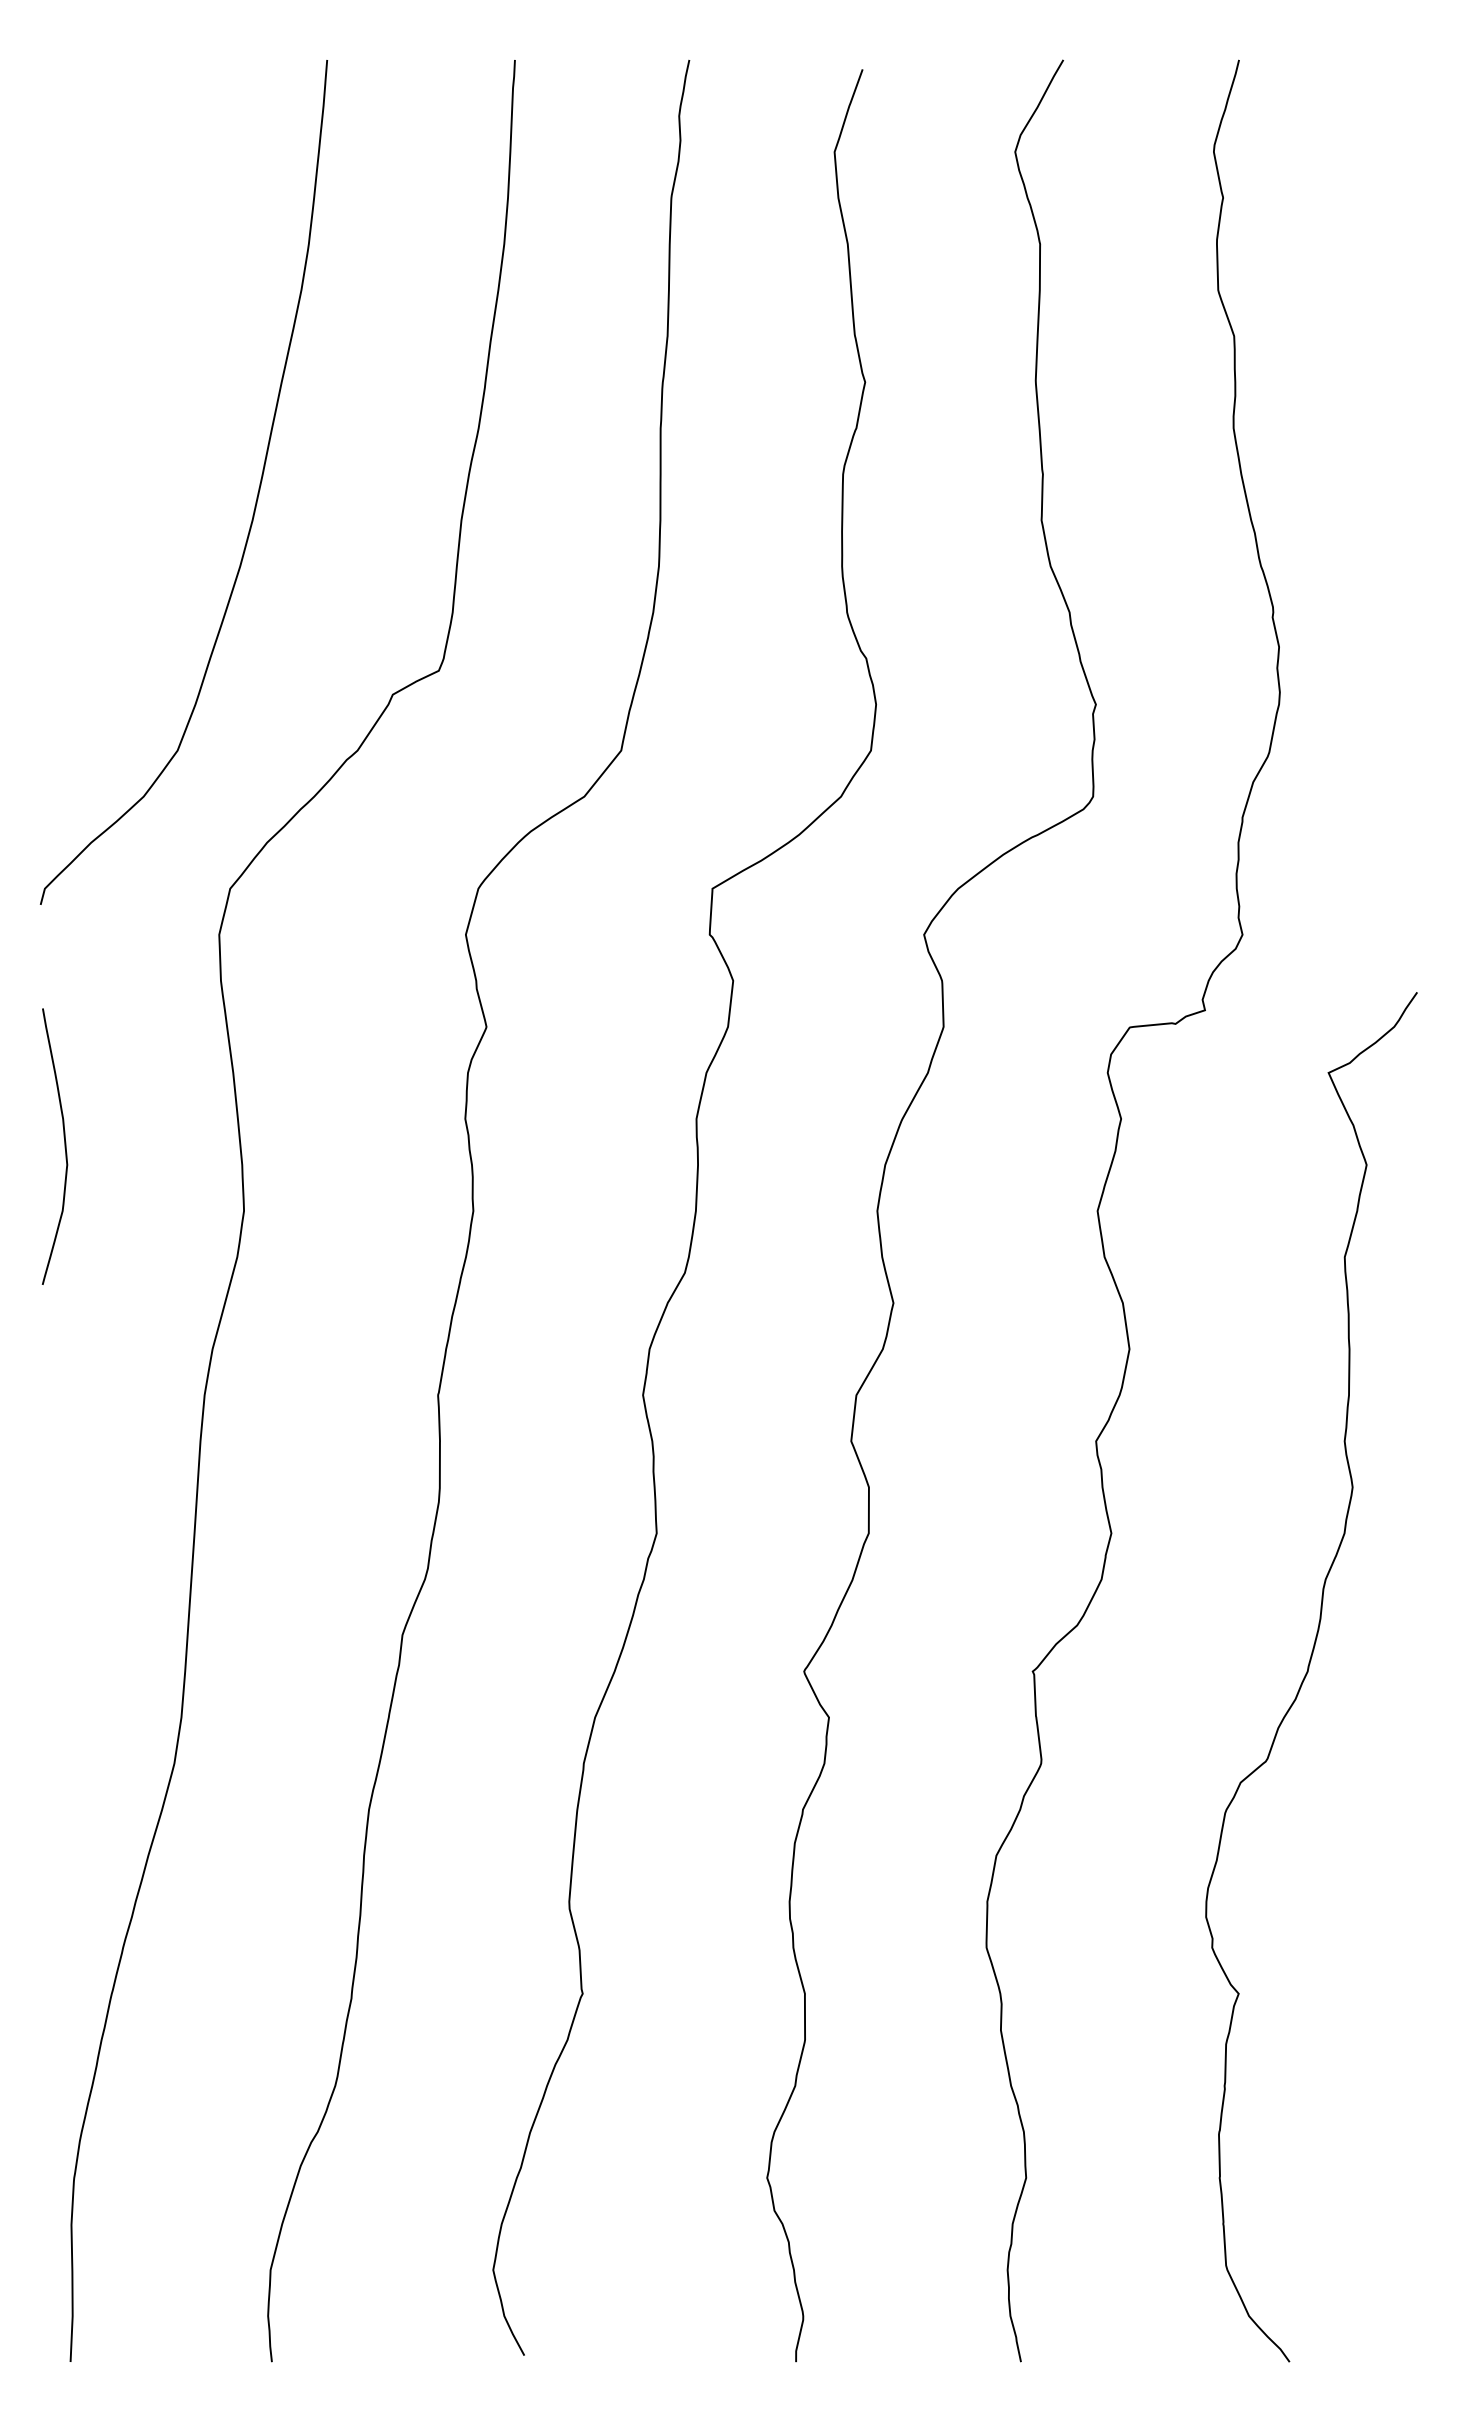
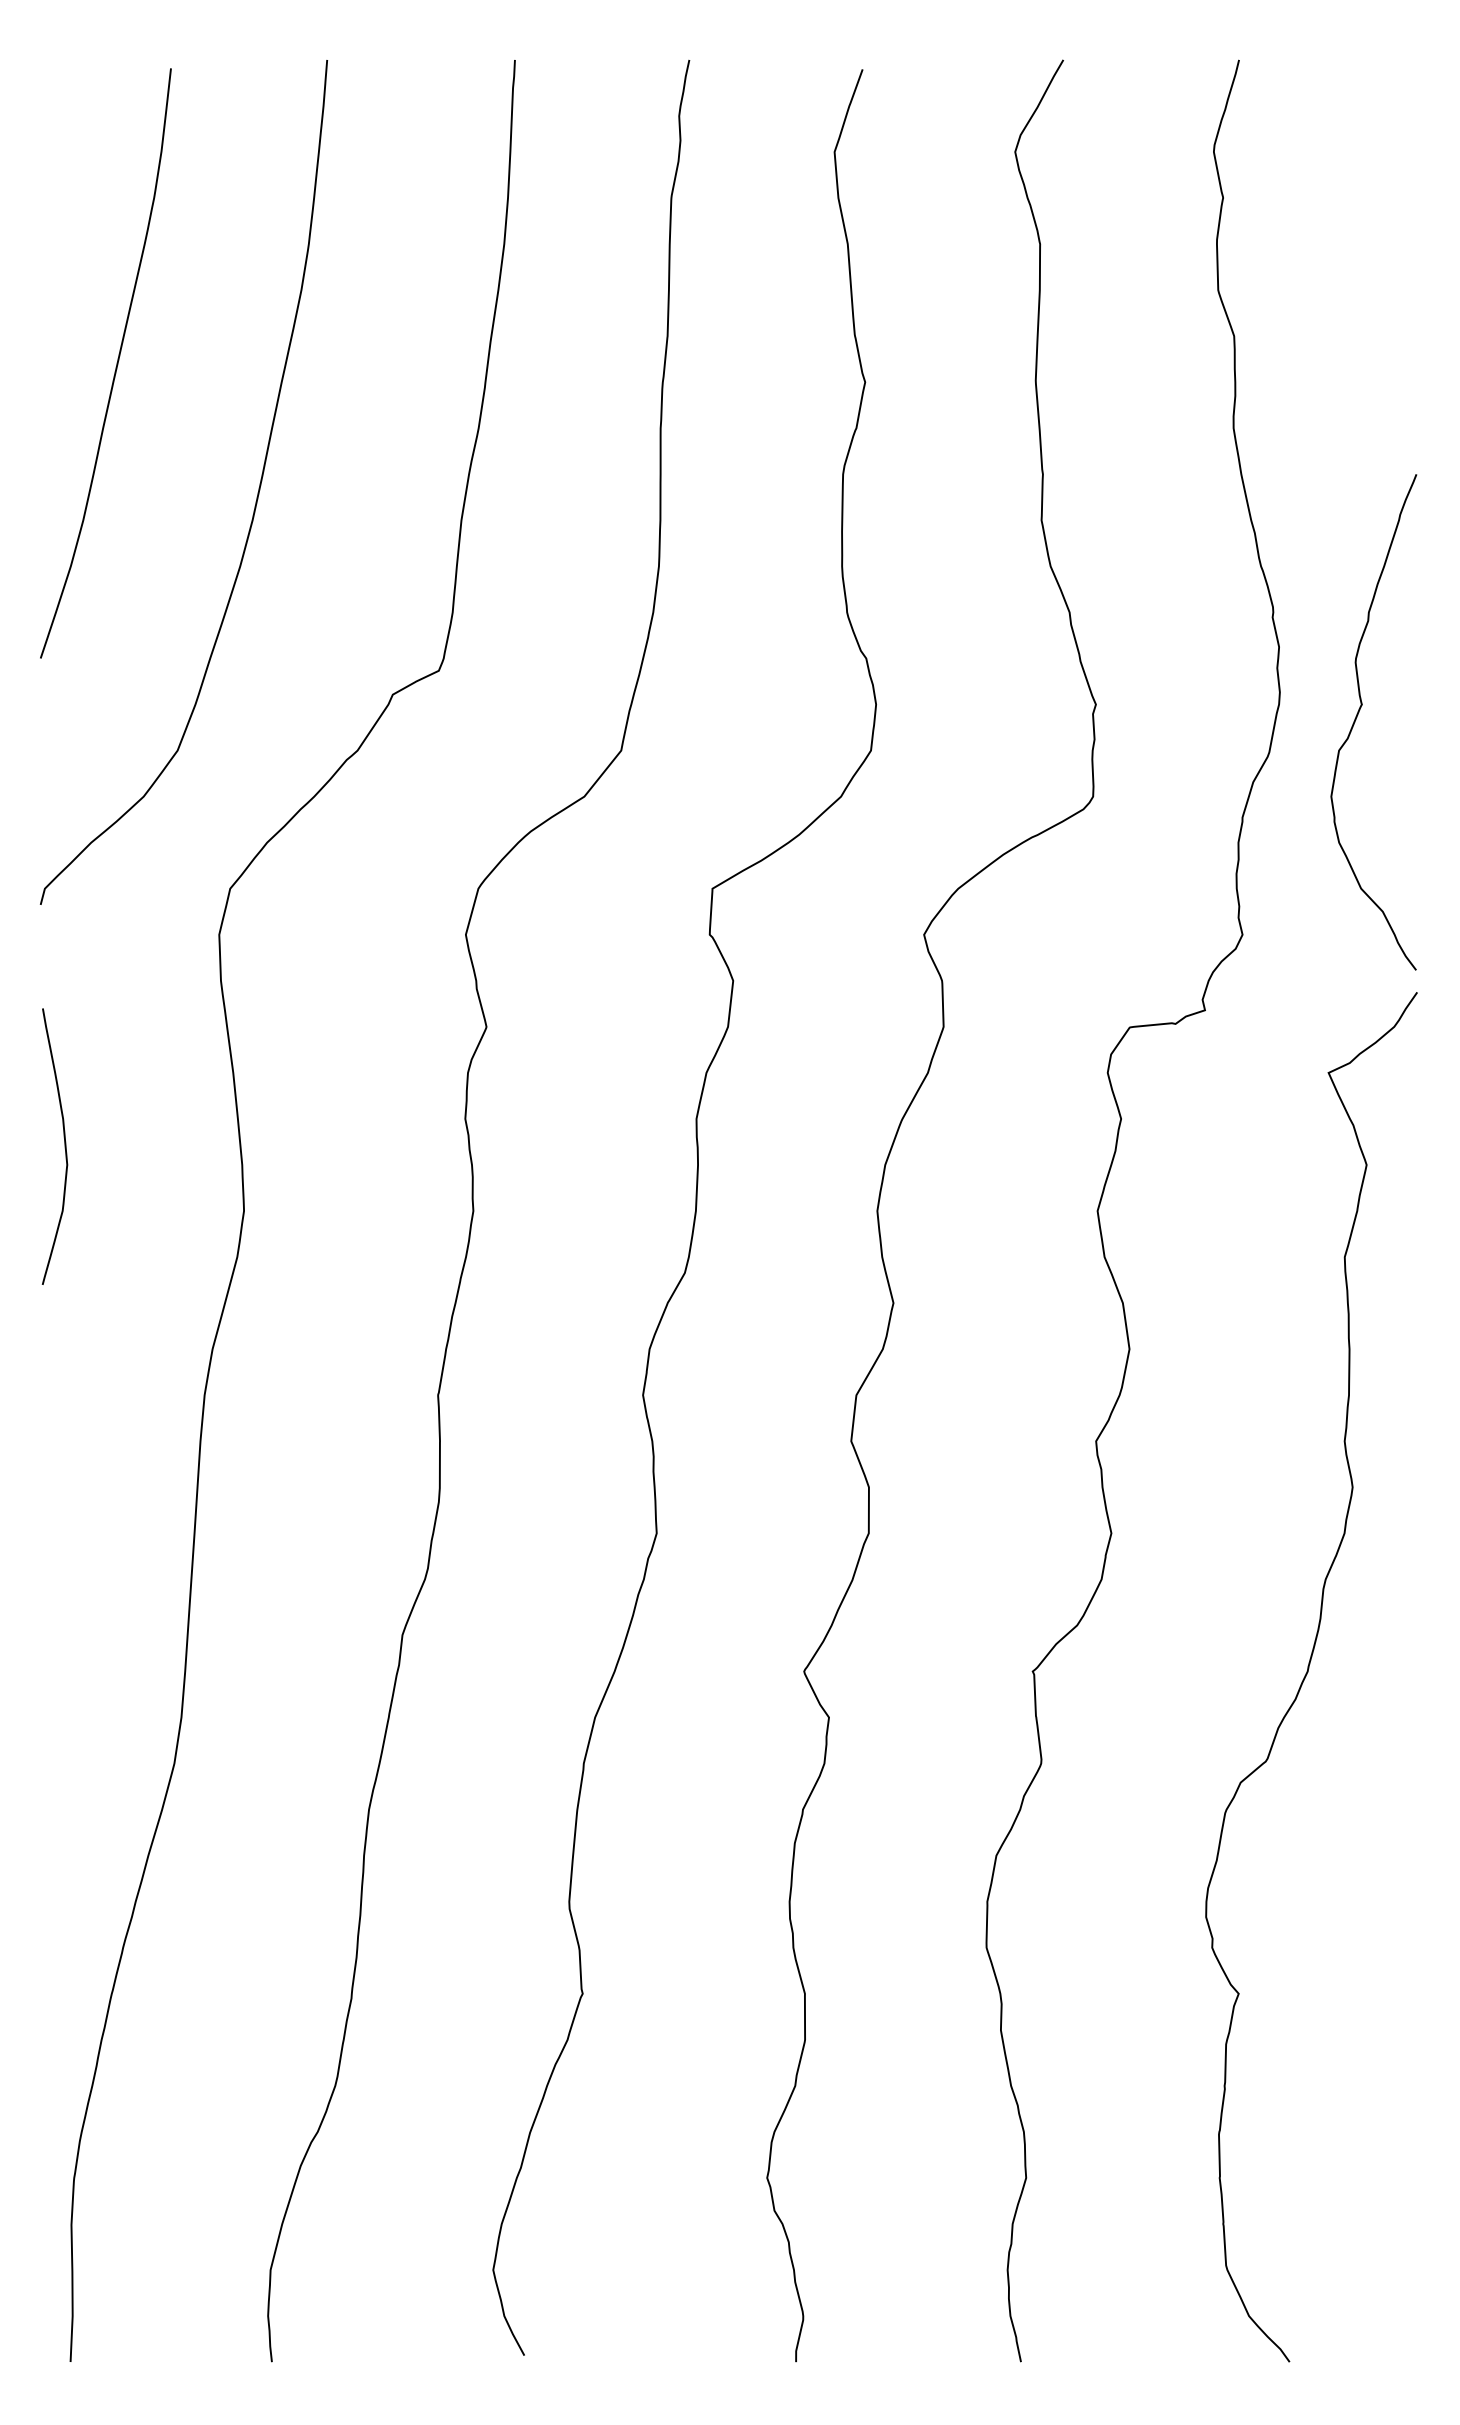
curve: none -> present (115, 367)
curve: none -> present (1358, 715)
